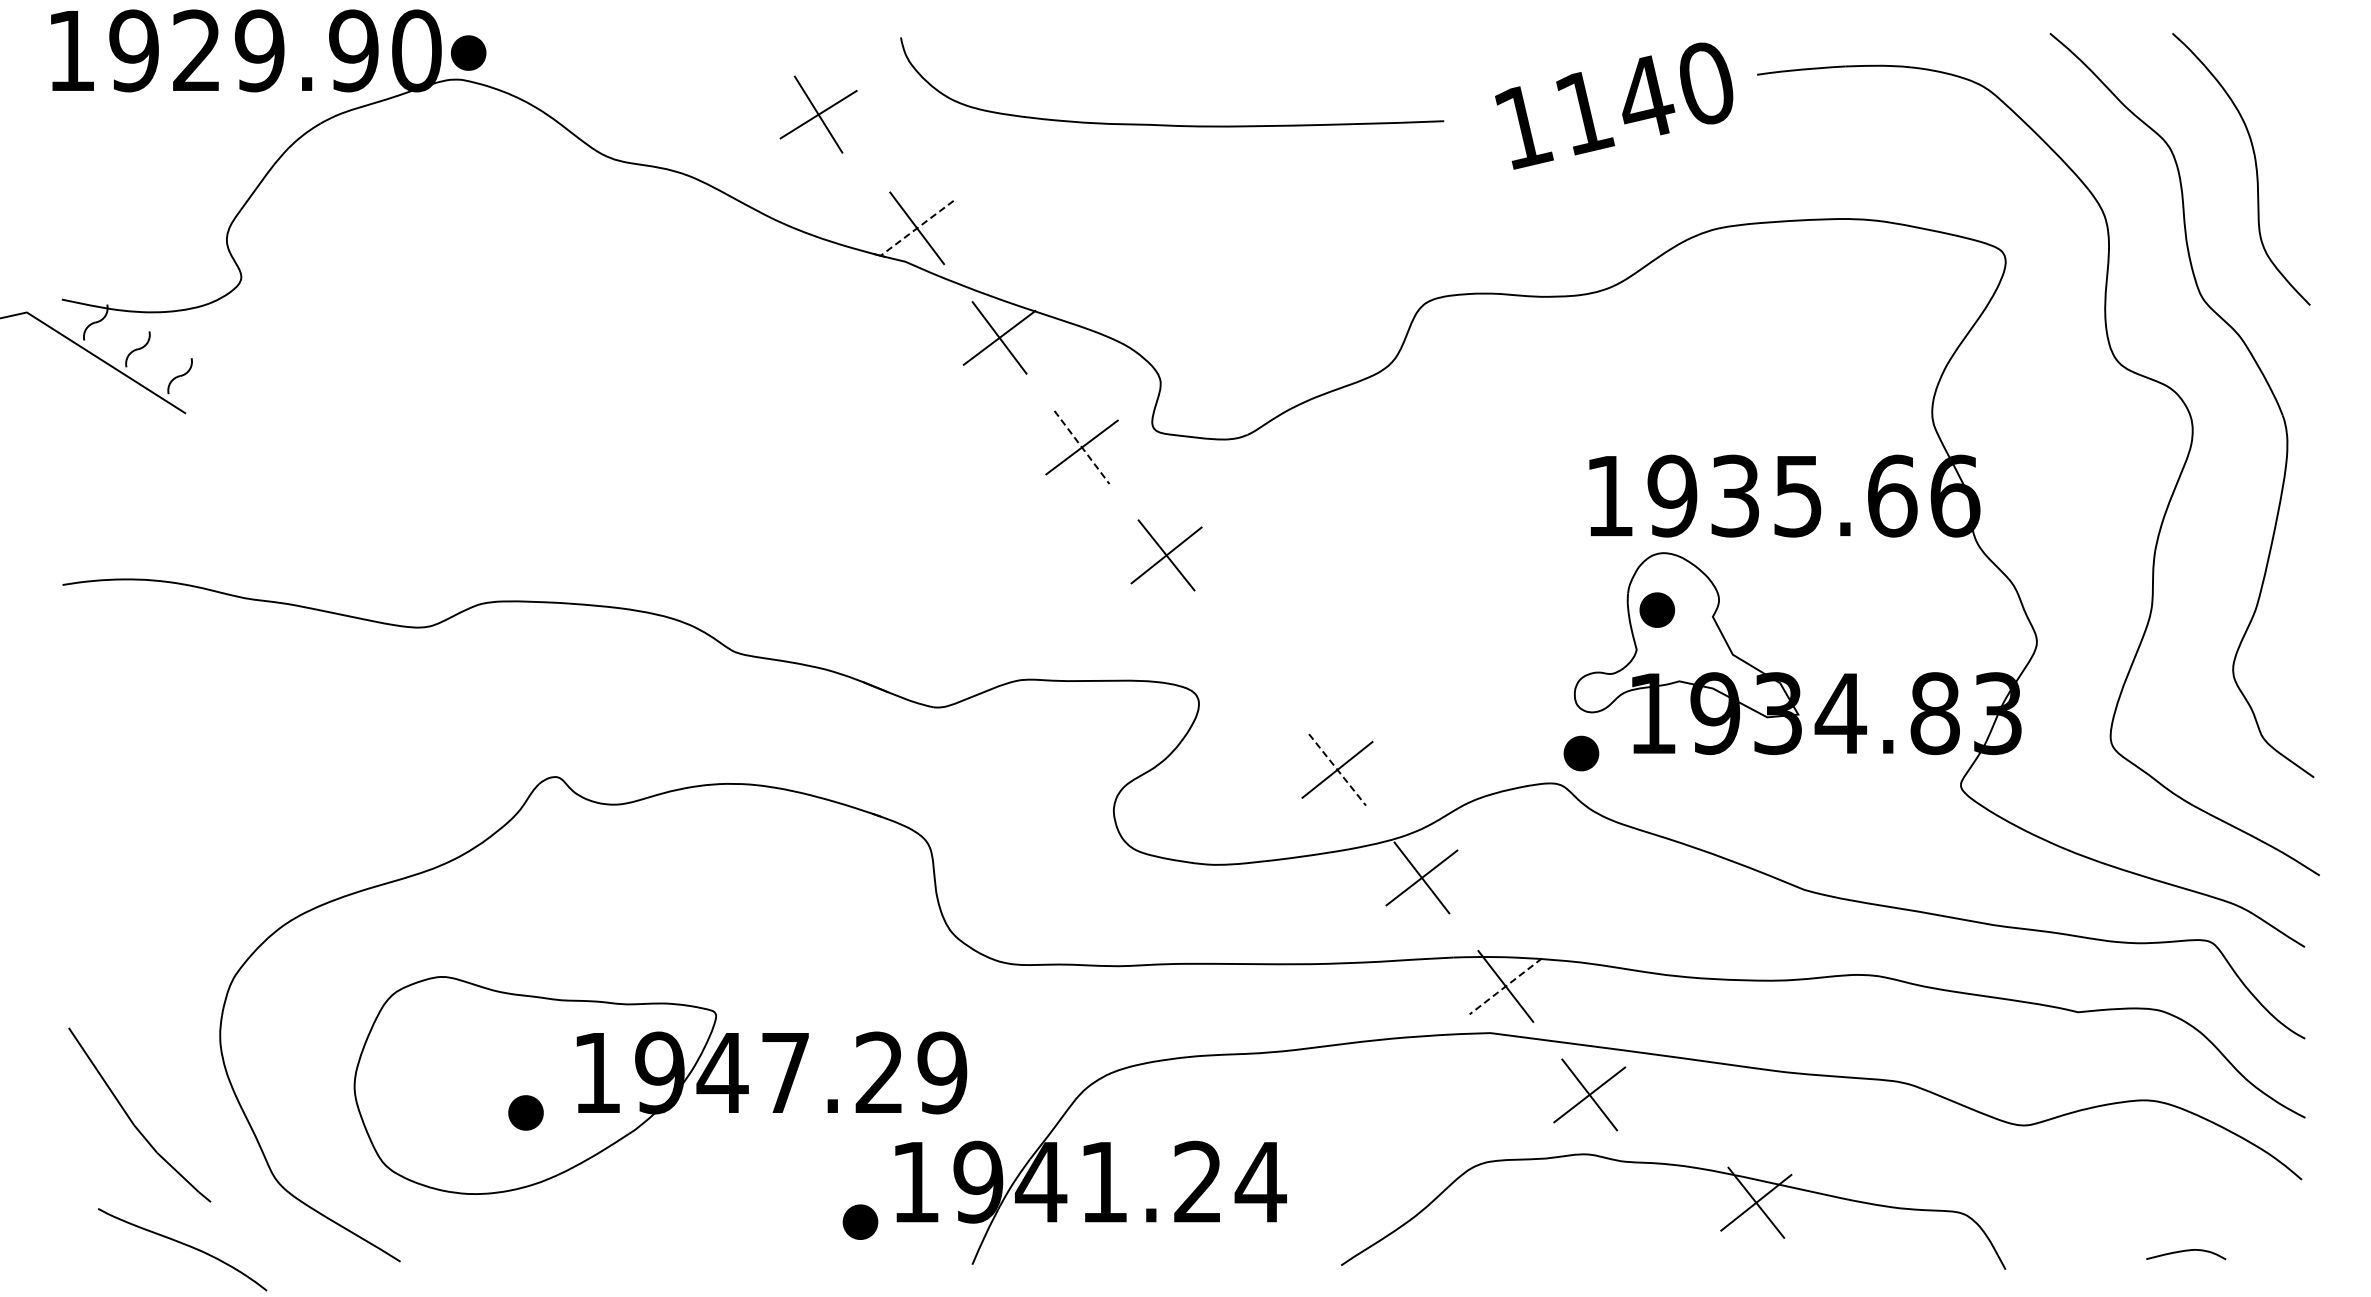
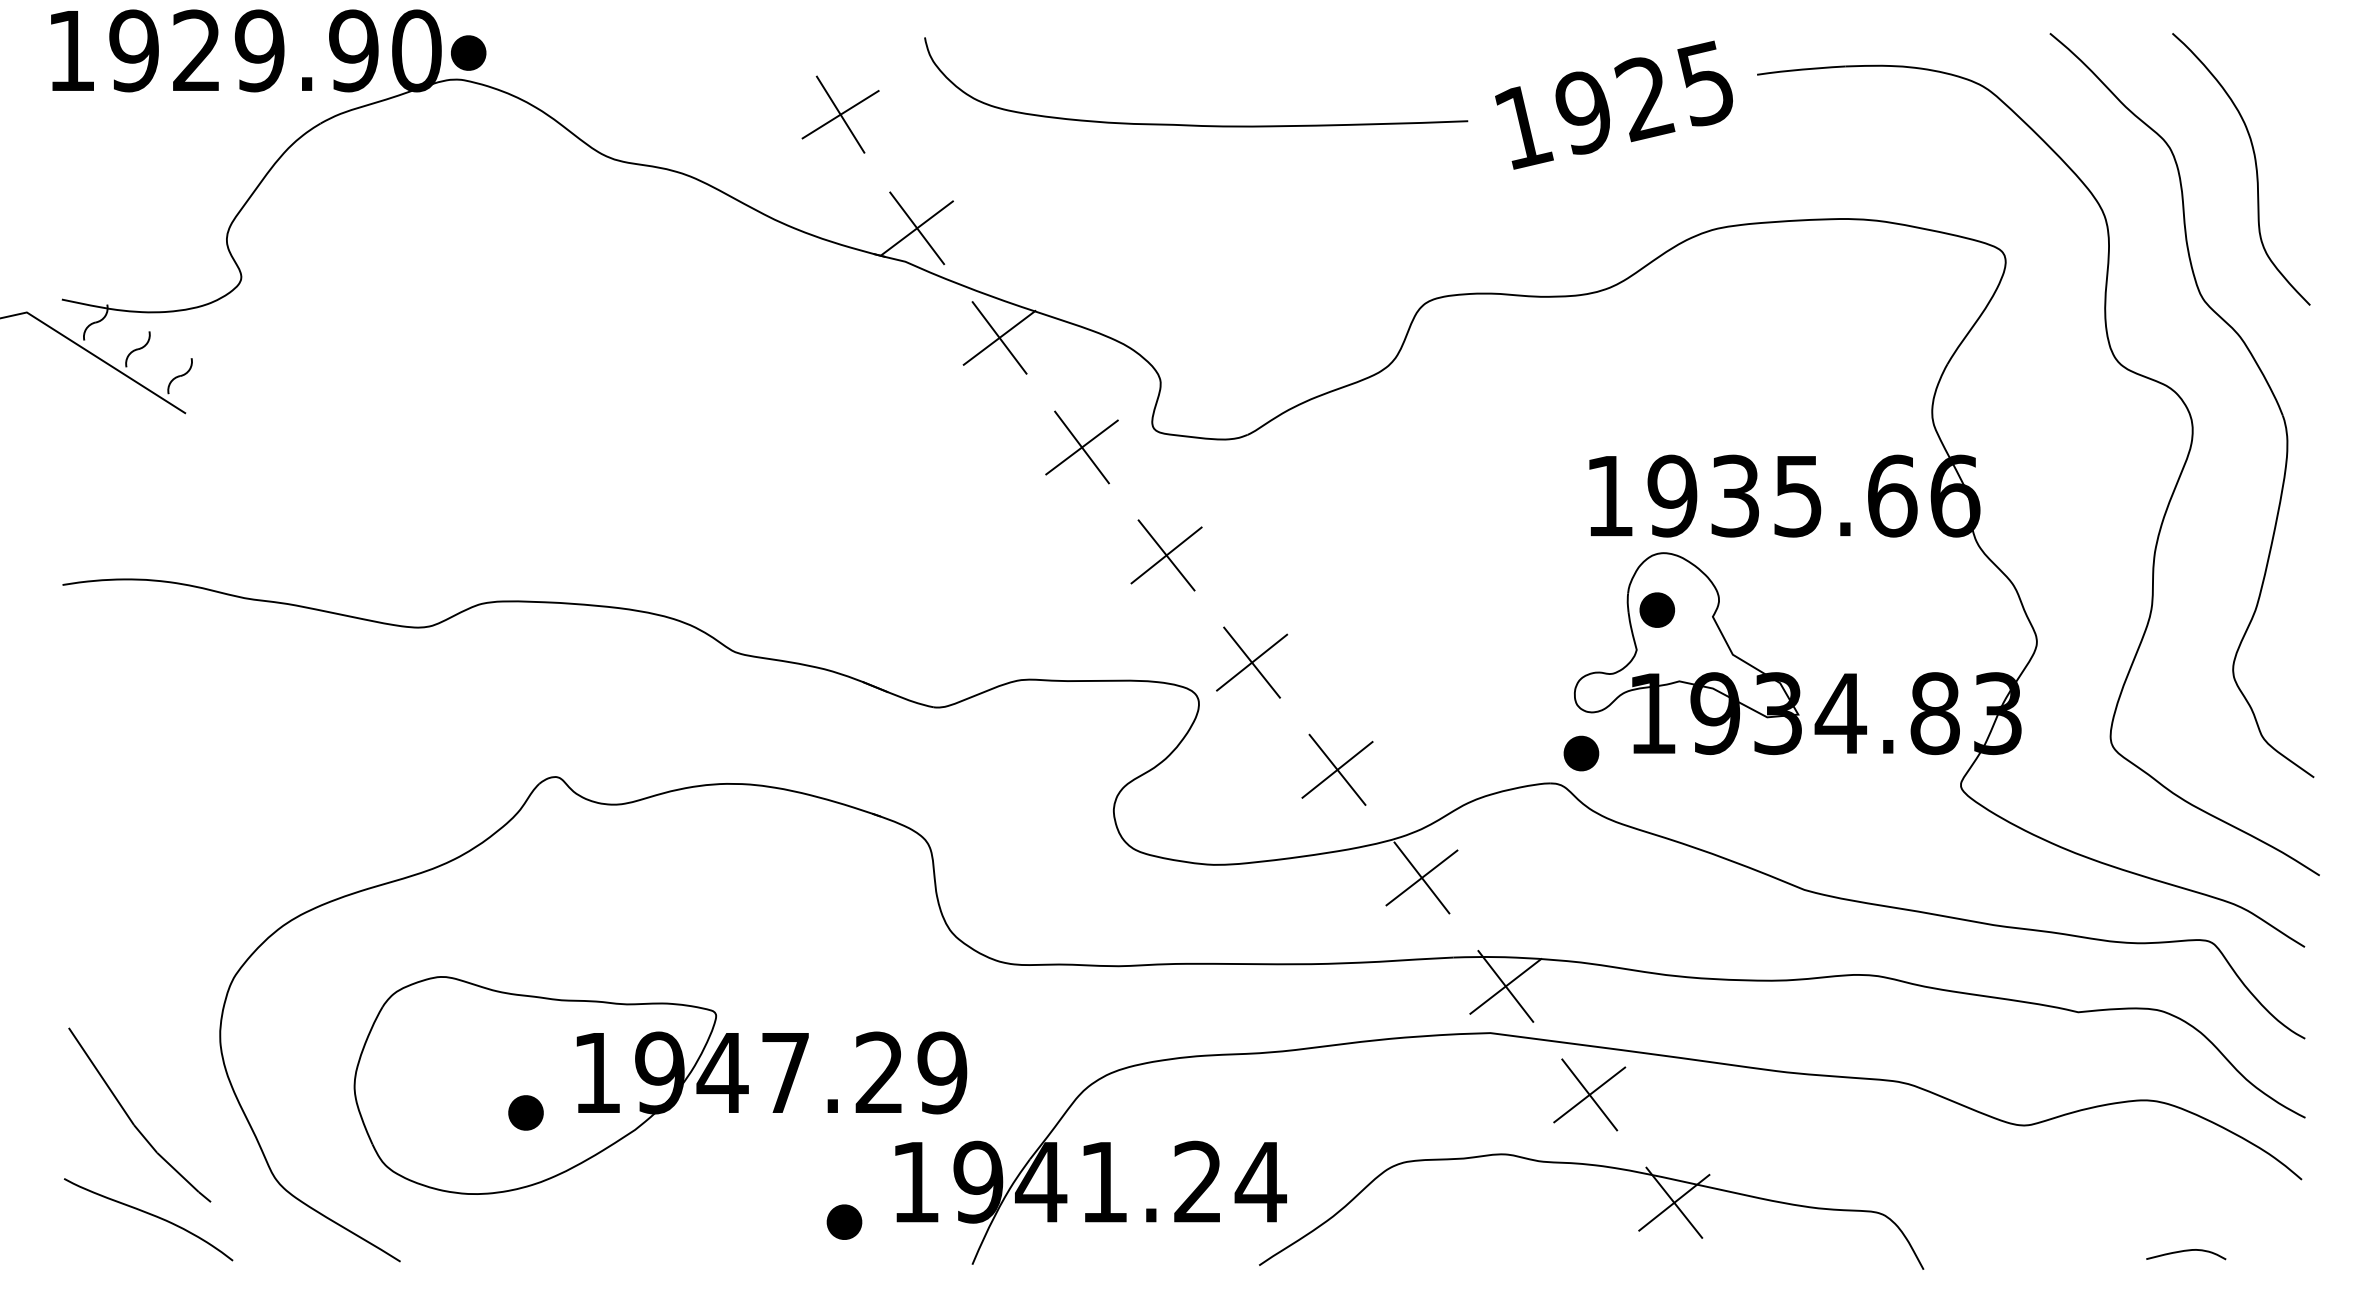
text: 1140 -> 1925 (1644, 97)
part position: (818, 114) -> (840, 114) (840, 114)
curve position: (1172, 124) -> (1196, 124) (1196, 124)
line: dashed -> solid (917, 228)
line: dashed -> solid (1082, 447)
part: none -> present (1252, 662)
line: dashed -> solid (1337, 769)
line: dashed -> solid (1505, 986)
part position: (1676, 1166) -> (1594, 1166) (1594, 1166)
part position: (860, 1221) -> (844, 1221) (844, 1221)
curve position: (184, 1245) -> (150, 1215) (150, 1215)
